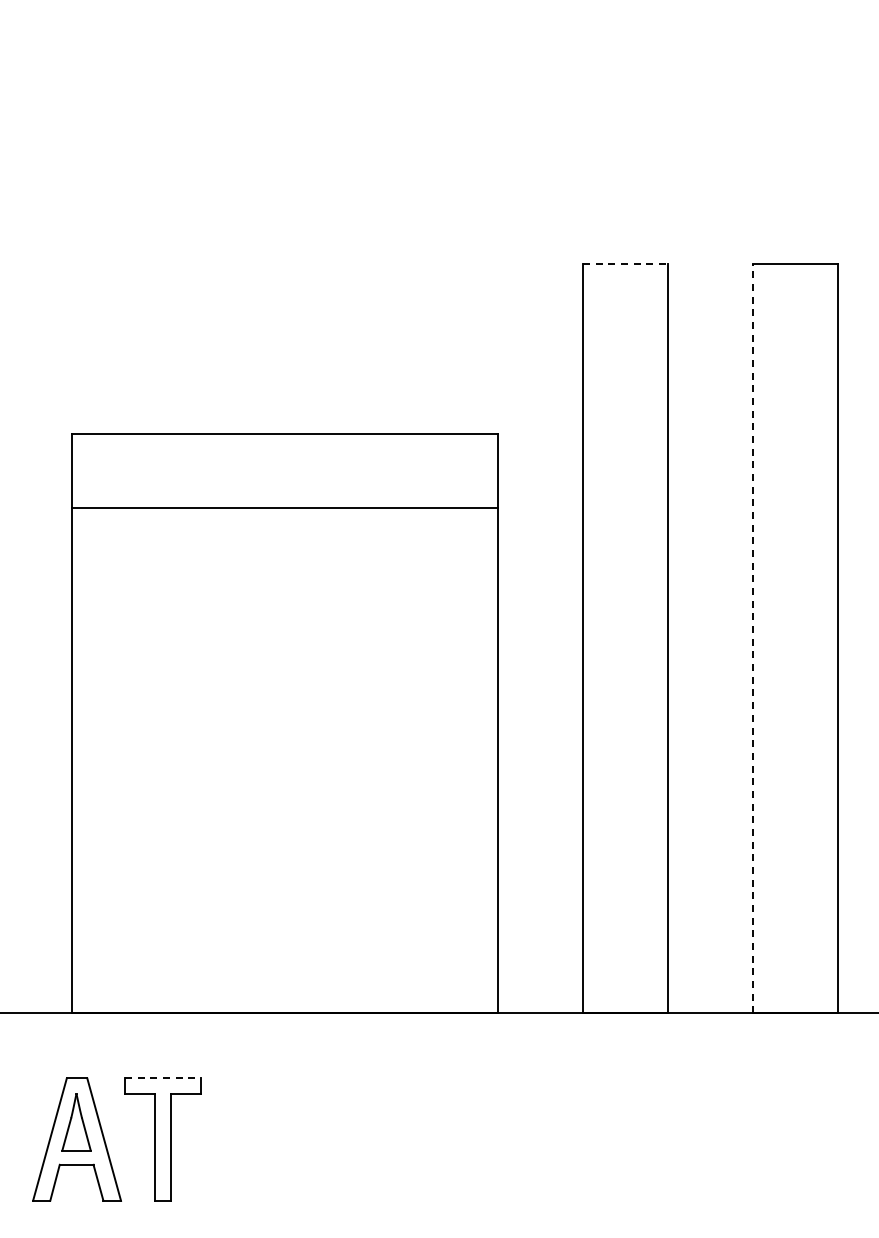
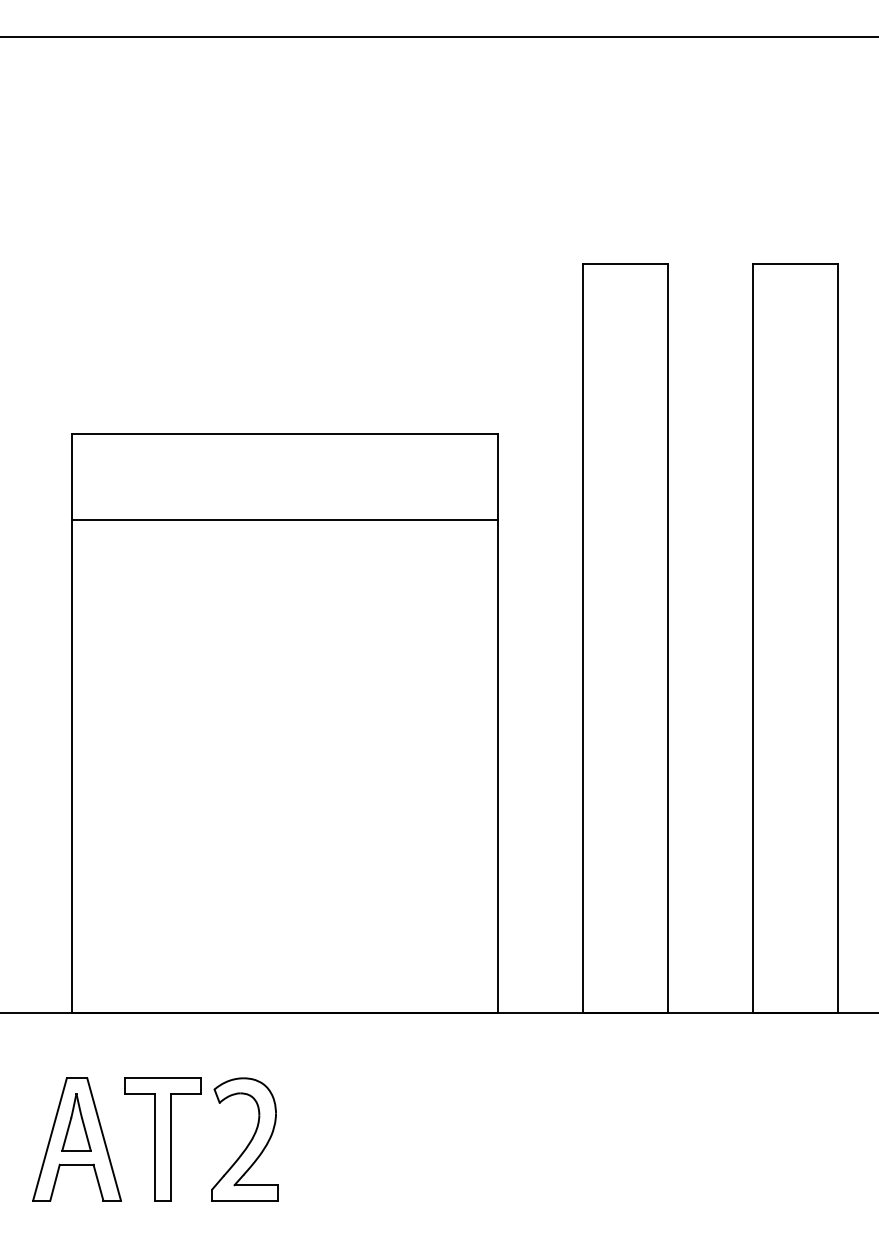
line: none -> present (438, 37)
line: dashed -> solid (625, 264)
line position: (284, 507) -> (284, 519) (284, 519)
line: dashed -> solid (753, 638)
line: dashed -> solid (163, 1078)
part: none -> present (244, 1139)
